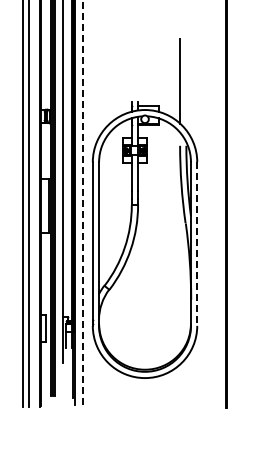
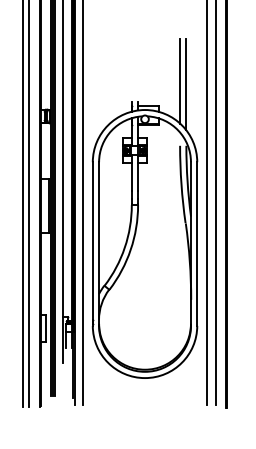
line: none -> present (186, 84)
line: dashed -> solid (82, 202)
line: none -> present (207, 203)
line: none -> present (215, 203)
line: dashed -> solid (197, 244)
